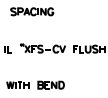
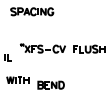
part position: (7, 49) -> (7, 57) (7, 57)
part position: (17, 84) -> (17, 79) (17, 79)
